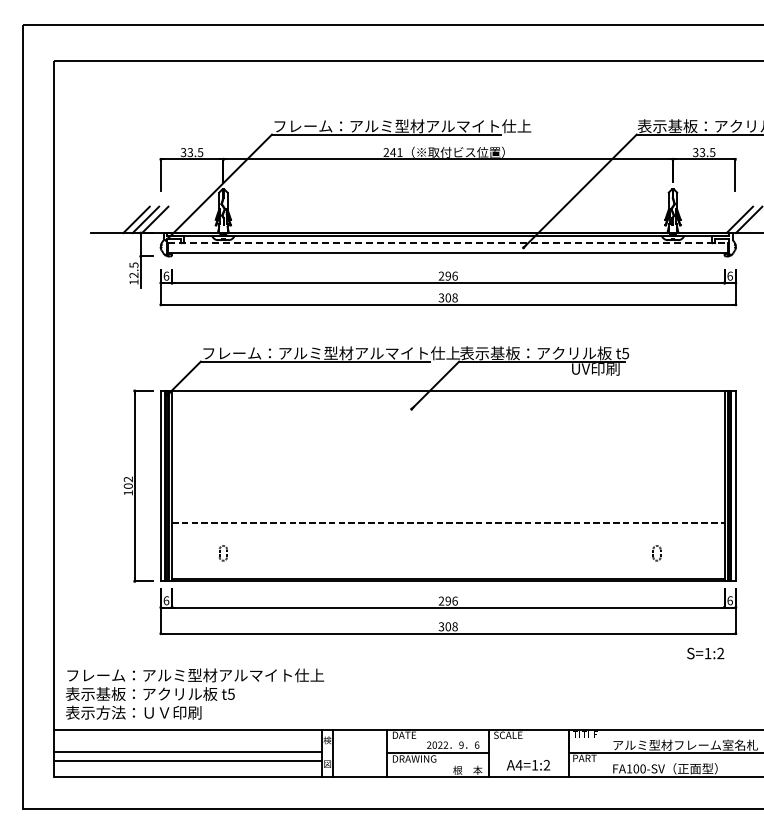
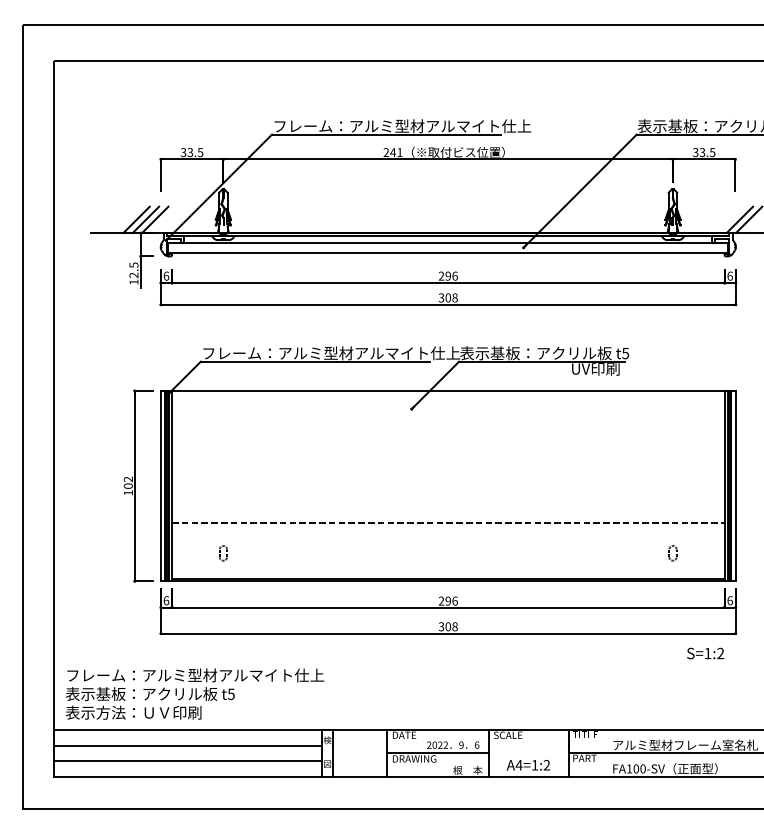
line: dashed -> solid (448, 243)
part position: (656, 553) -> (672, 553) (672, 553)
line position: (187, 751) -> (187, 745) (187, 745)
